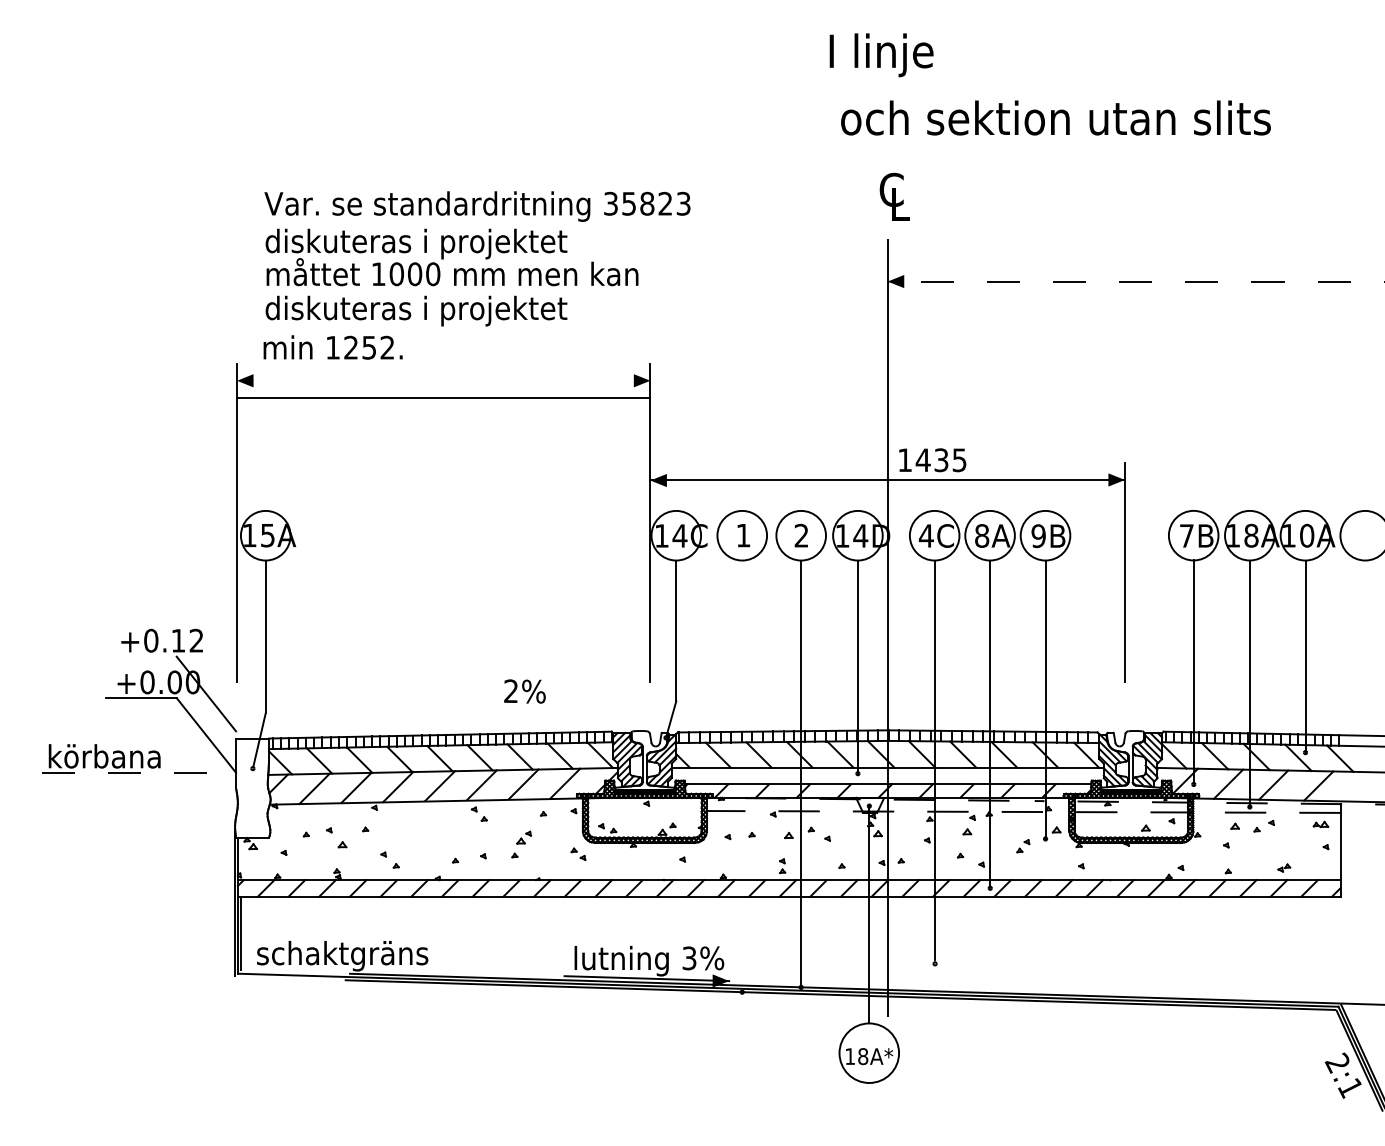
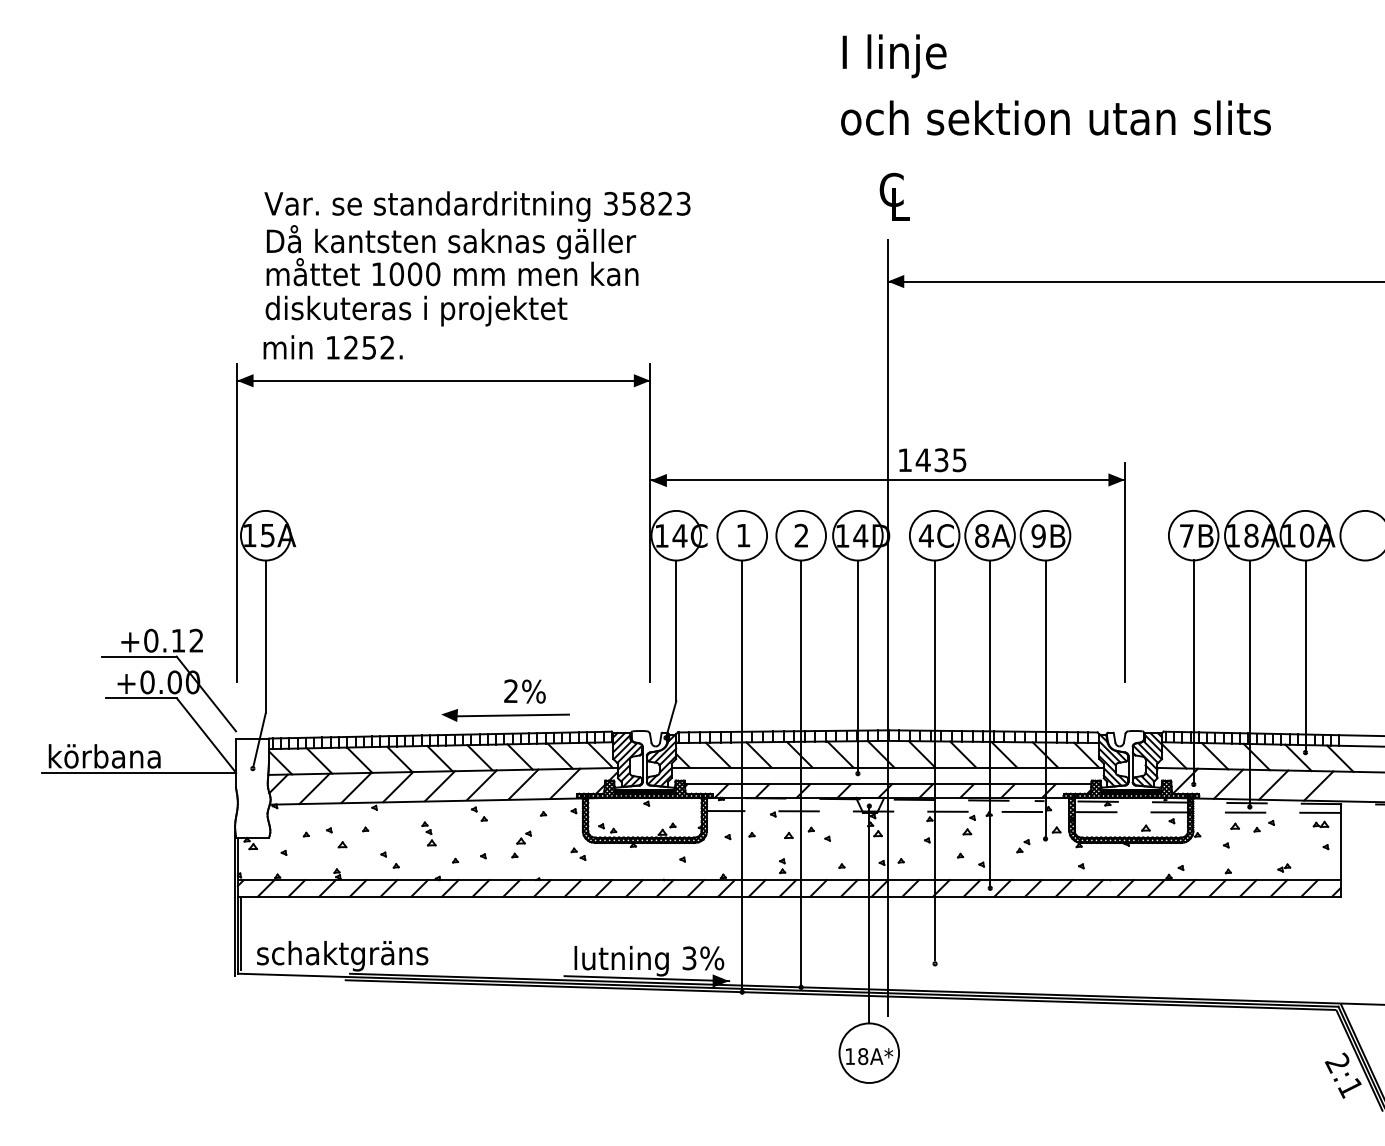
text position: (881, 55) -> (894, 56) (894, 56)
text: diskuteras i projektet -> Då kantsten saknas gäller (450, 242)
line: dashed -> solid (1135, 281)
line position: (443, 397) -> (443, 380) (443, 380)
line: none -> present (139, 656)
part: none -> present (505, 715)
line: dashed -> solid (139, 772)
line: none -> present (742, 776)
part: none -> present (428, 833)
